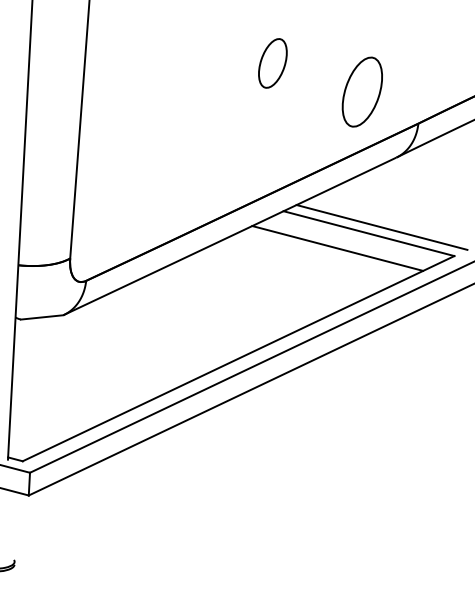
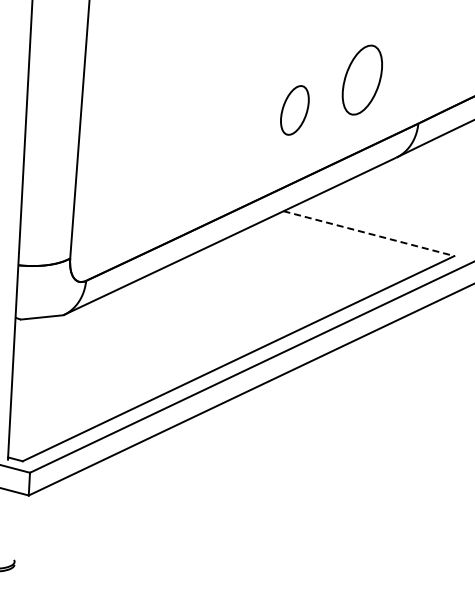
part position: (272, 63) -> (294, 110) (294, 110)
part position: (361, 91) -> (361, 79) (361, 79)
line: present -> none (381, 227)
line: solid -> dashed (369, 233)
line: present -> none (337, 248)
